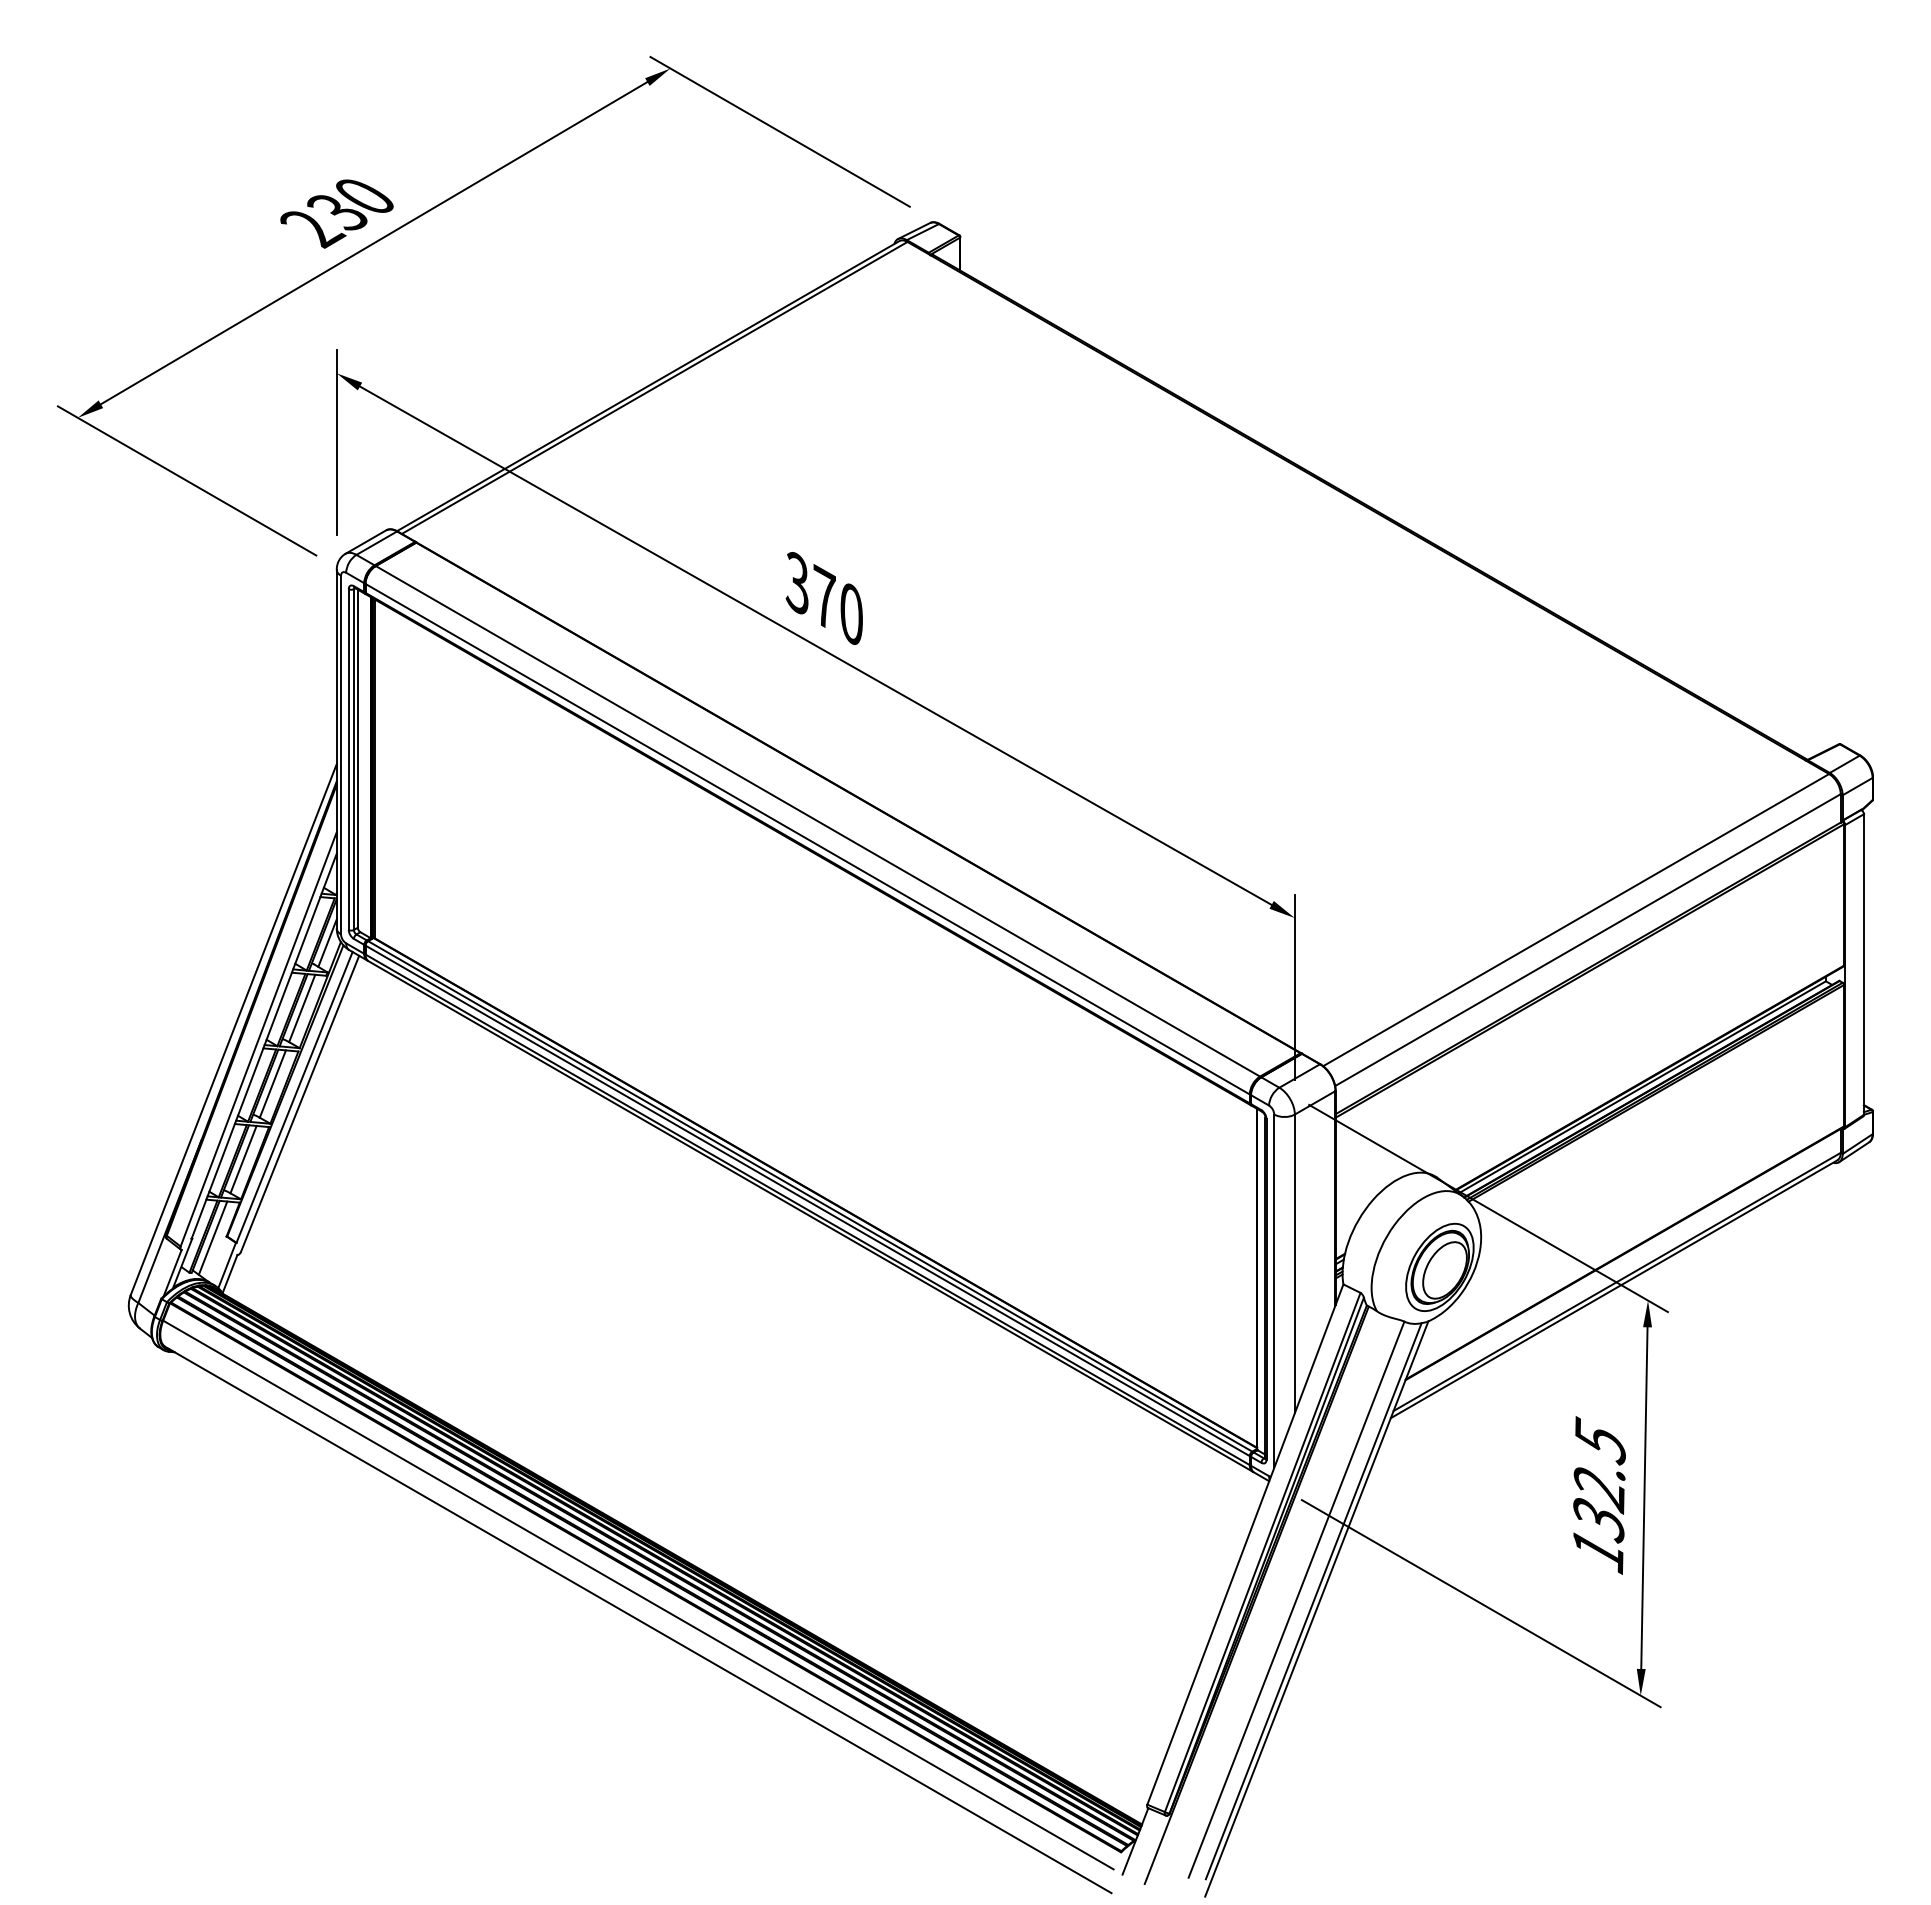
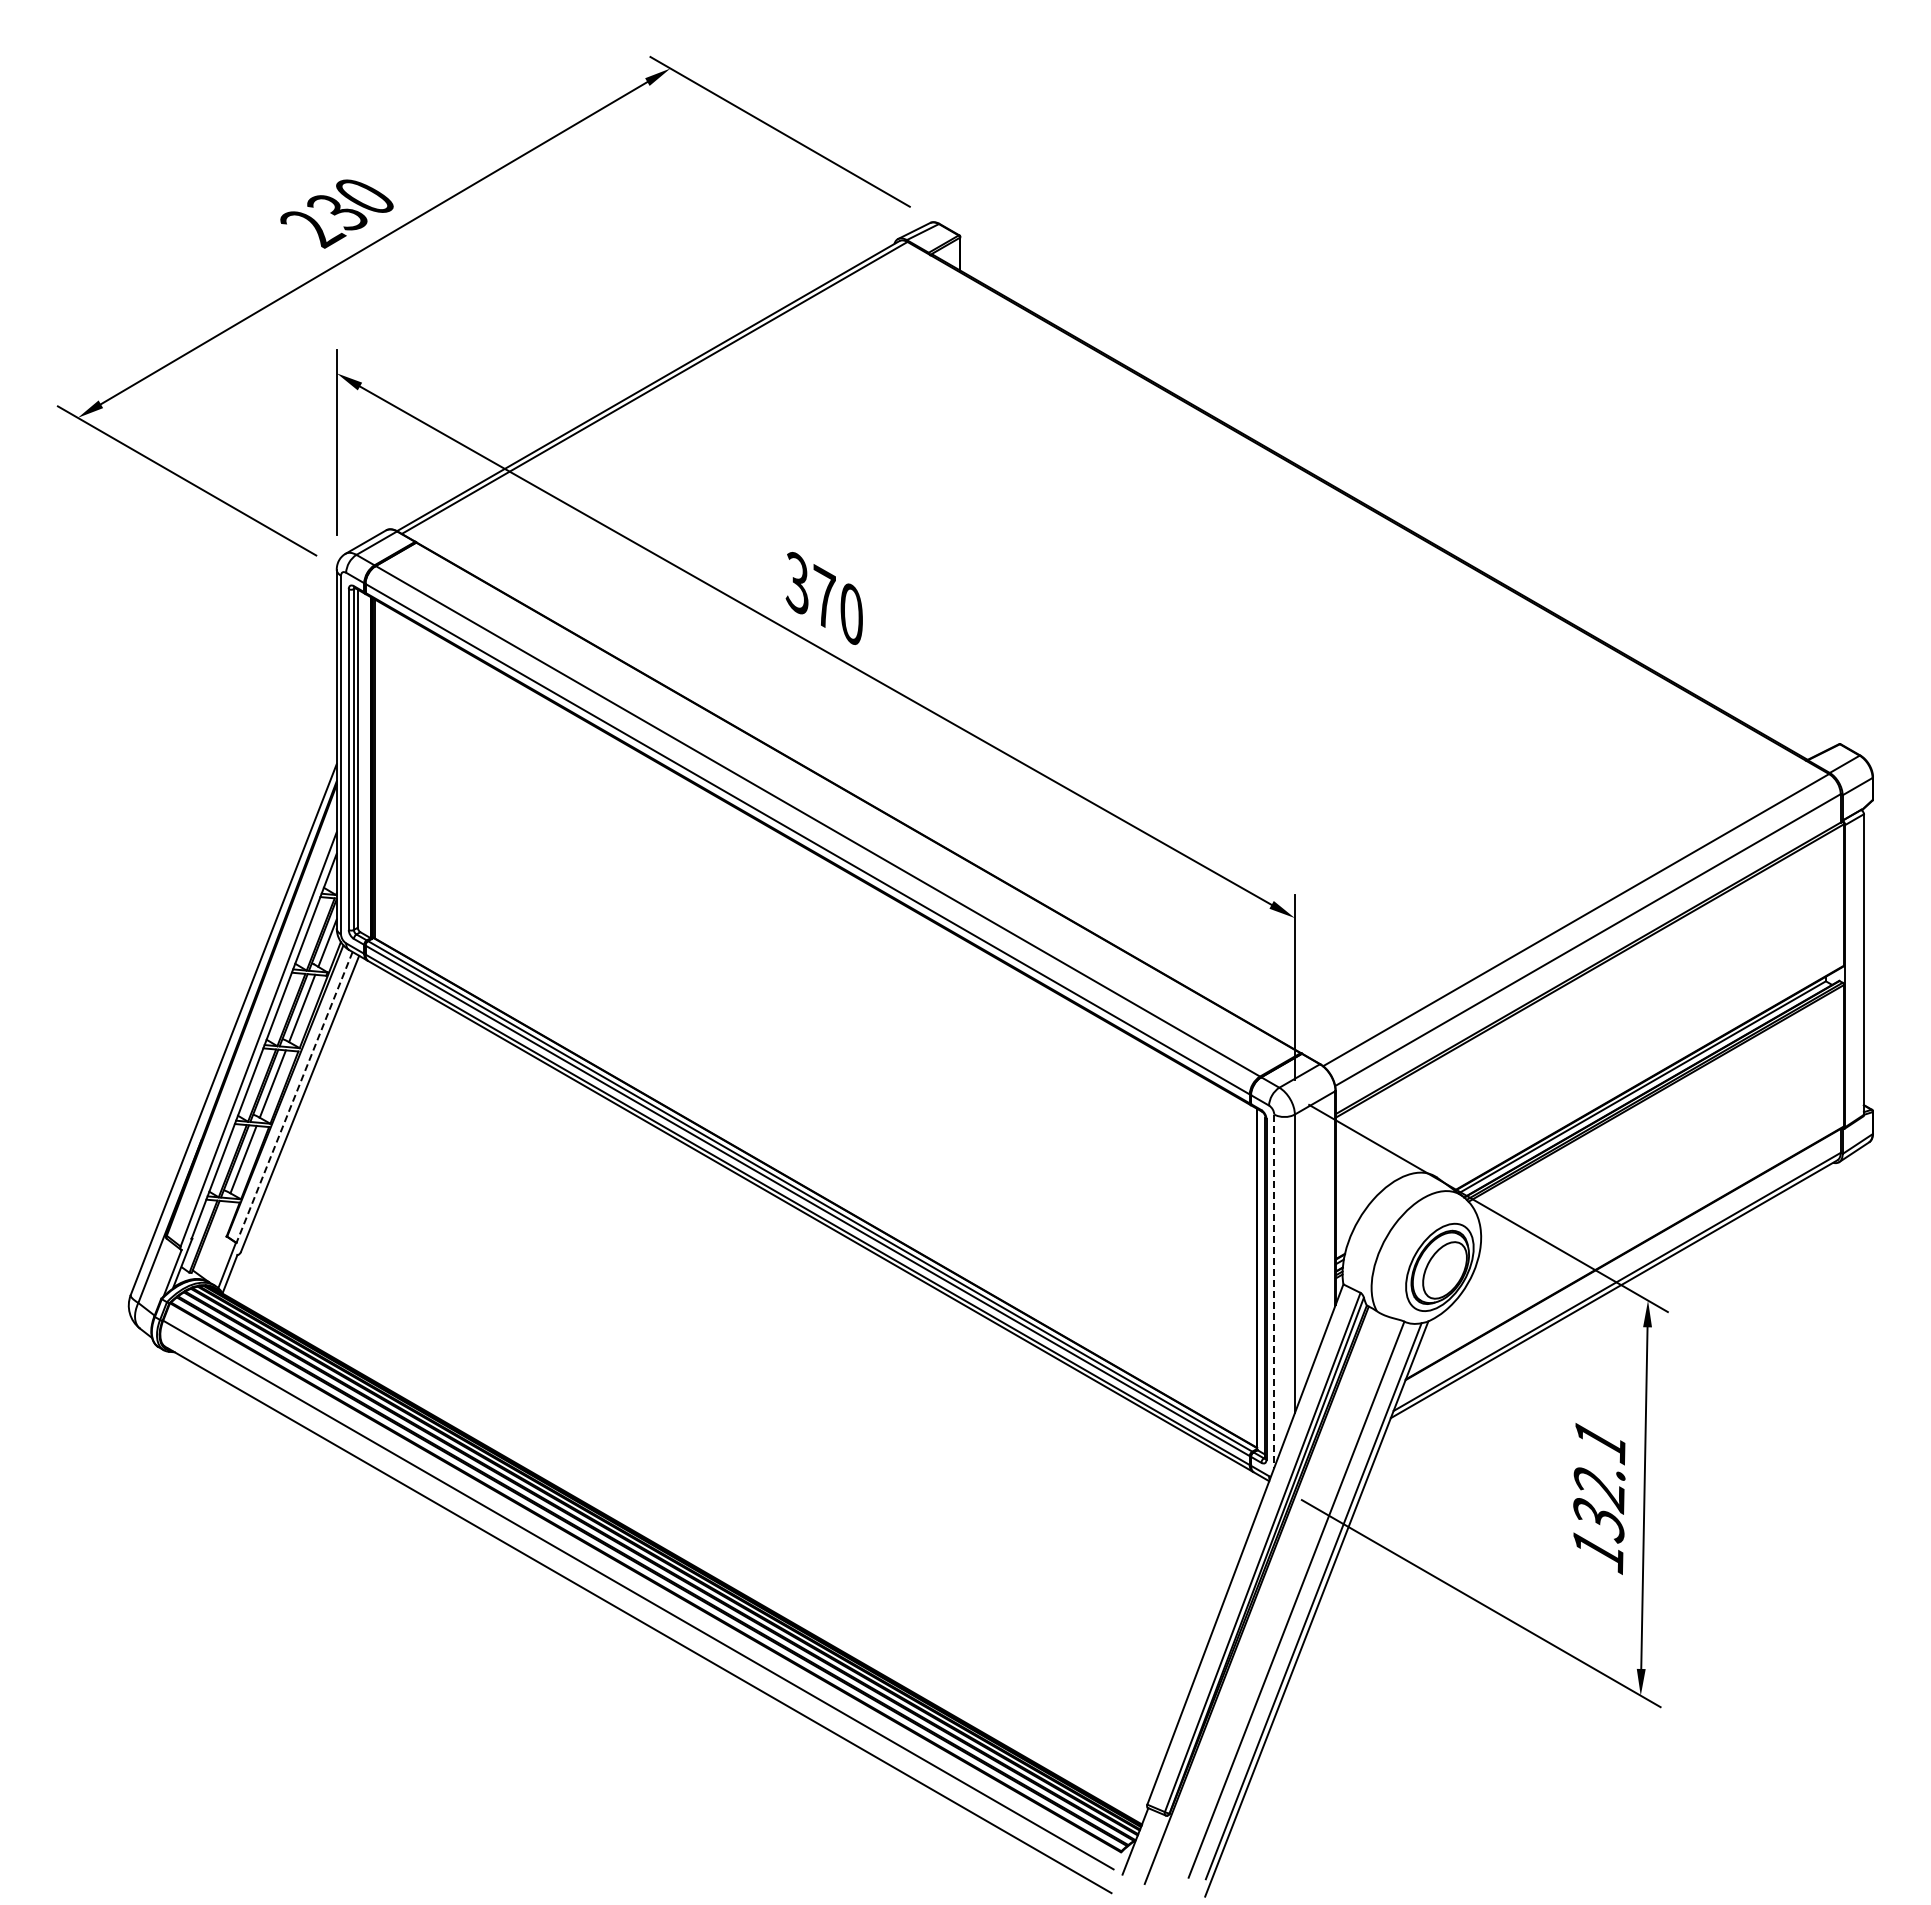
line: solid -> dashed (294, 1097)
line: present -> none (212, 1237)
line: solid -> dashed (1274, 1291)
text: 132.5 -> 132.1 (1600, 1440)
